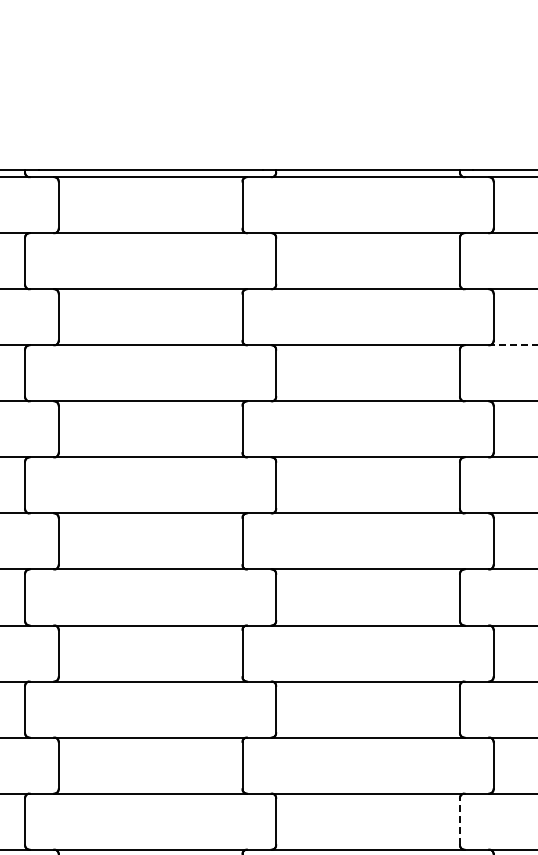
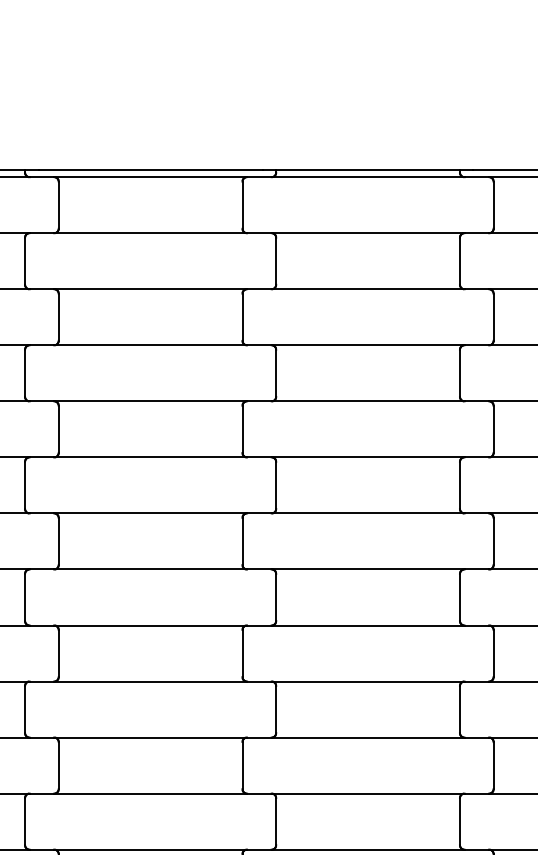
line: dashed -> solid (513, 345)
line: dashed -> solid (459, 821)
